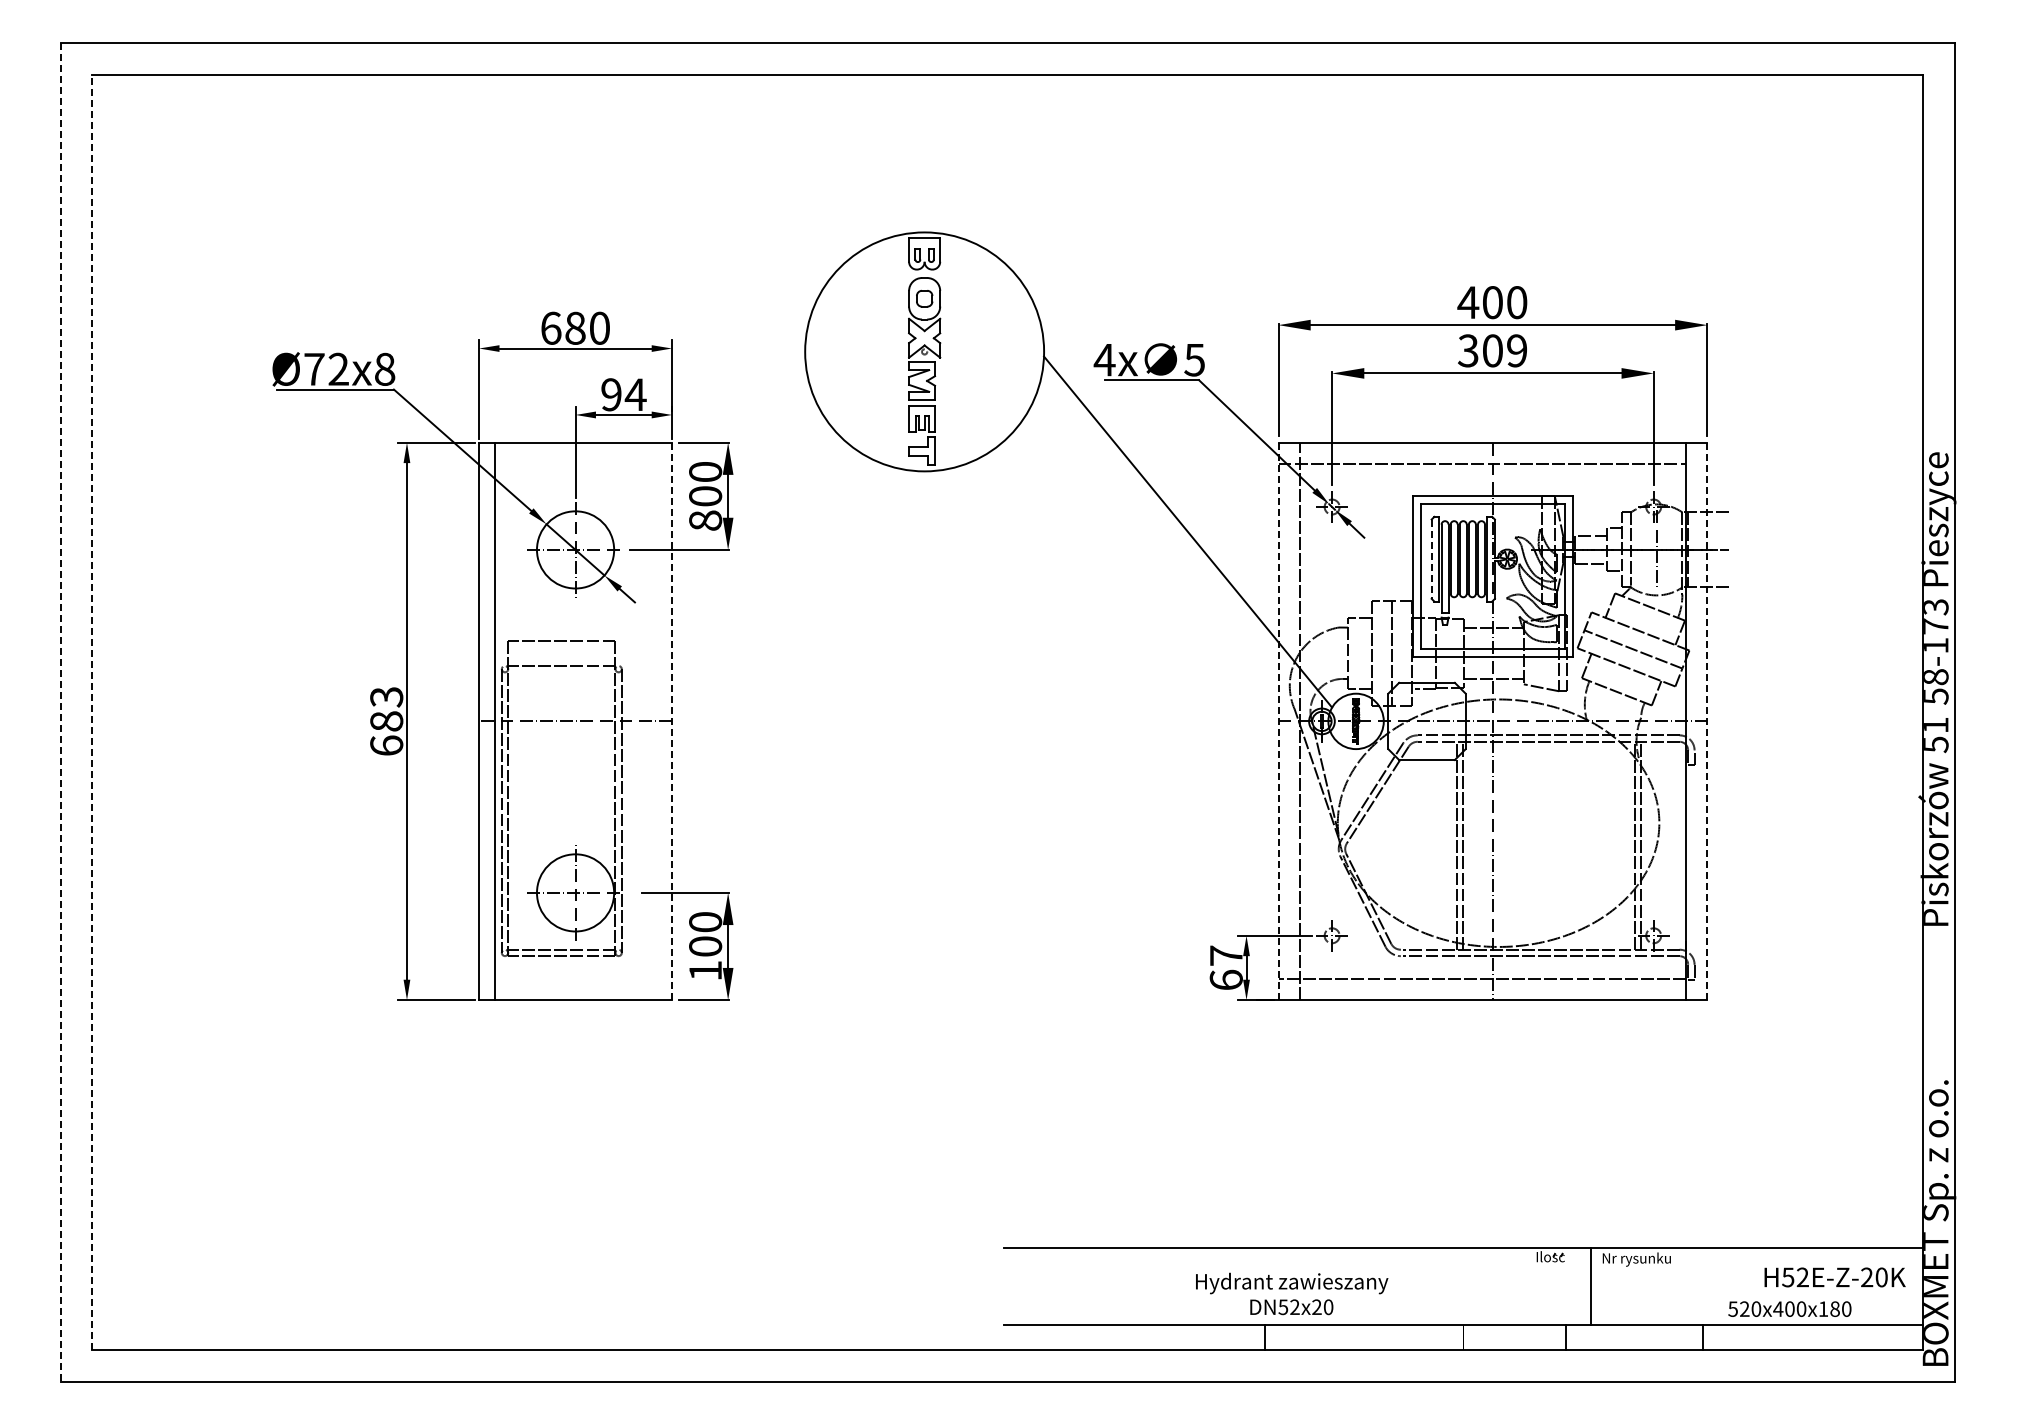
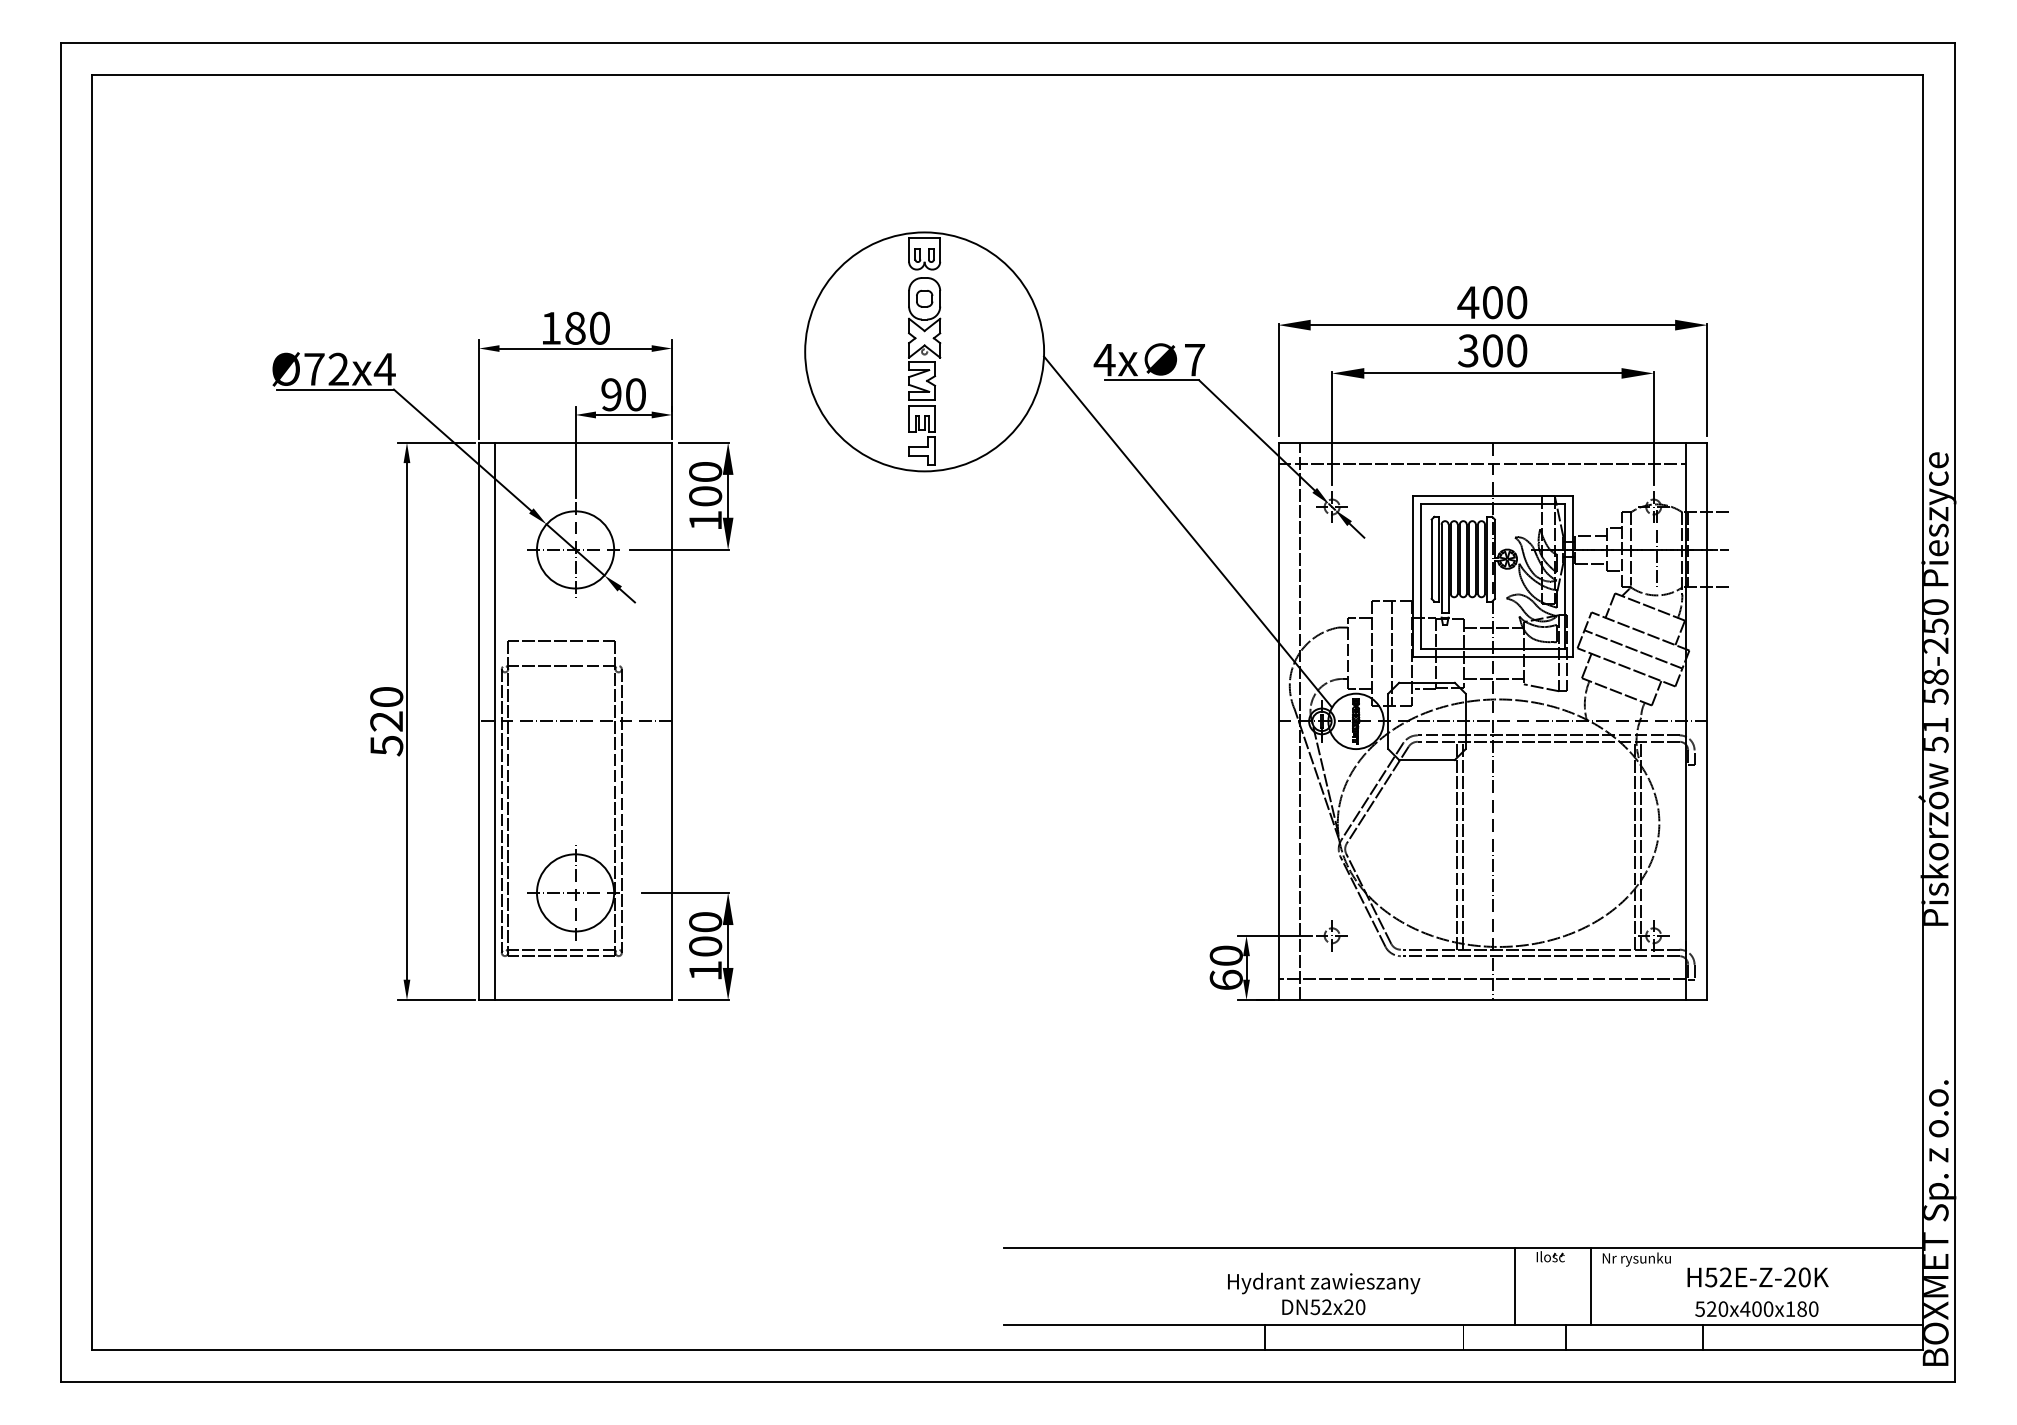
text: 680 -> 180 (551, 327)
text: 309 -> 300 (1517, 350)
text: 5 -> 7 (1194, 360)
text: Ø72x8 -> Ø72x4 (384, 368)
text: 94 -> 90 (635, 394)
text: 800 -> 100 (705, 520)
line: dashed -> solid (1431, 559)
text: 58-173 -> 58-250 (1936, 626)
line: dashed -> solid (60, 712)
line: dashed -> solid (92, 712)
text: 683 -> 520 (386, 721)
line: dashed -> solid (672, 721)
line: dashed -> solid (1278, 721)
line: dashed -> solid (1707, 721)
text: 67 -> 60 (1225, 955)
text position: (1834, 1277) -> (1757, 1277) (1757, 1277)
line: none -> present (1514, 1286)
text position: (1292, 1293) -> (1324, 1293) (1324, 1293)
text position: (1789, 1308) -> (1756, 1308) (1756, 1308)
